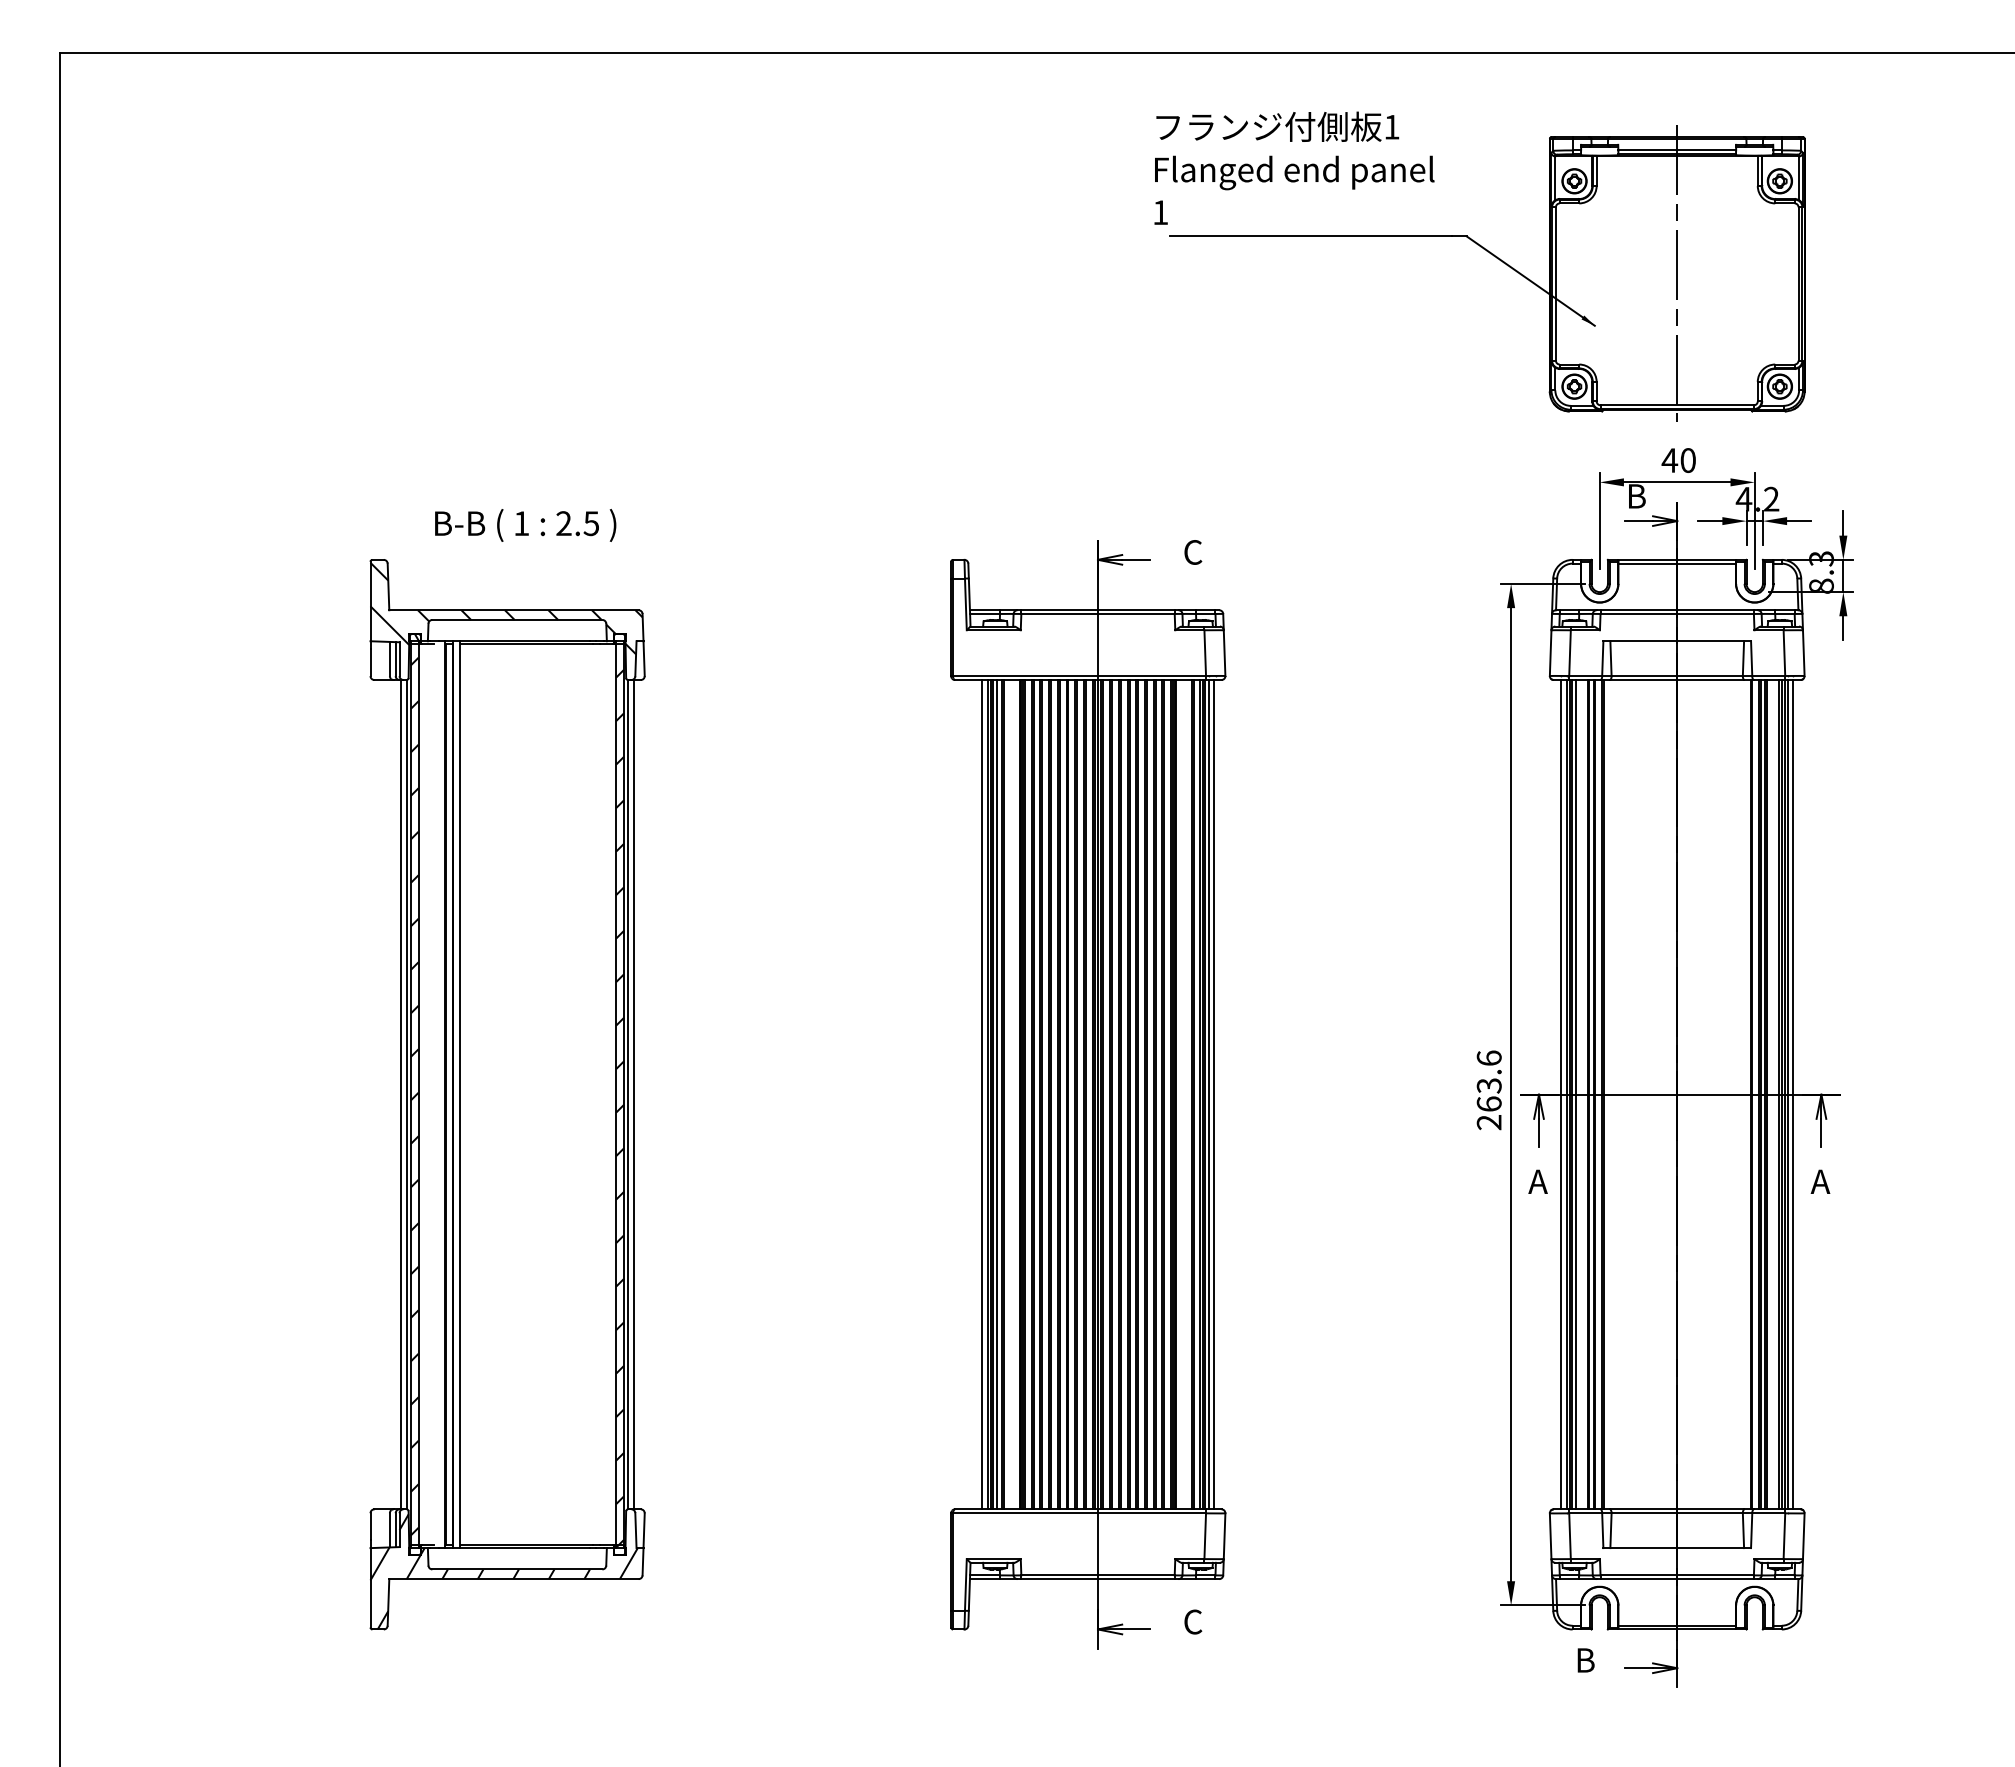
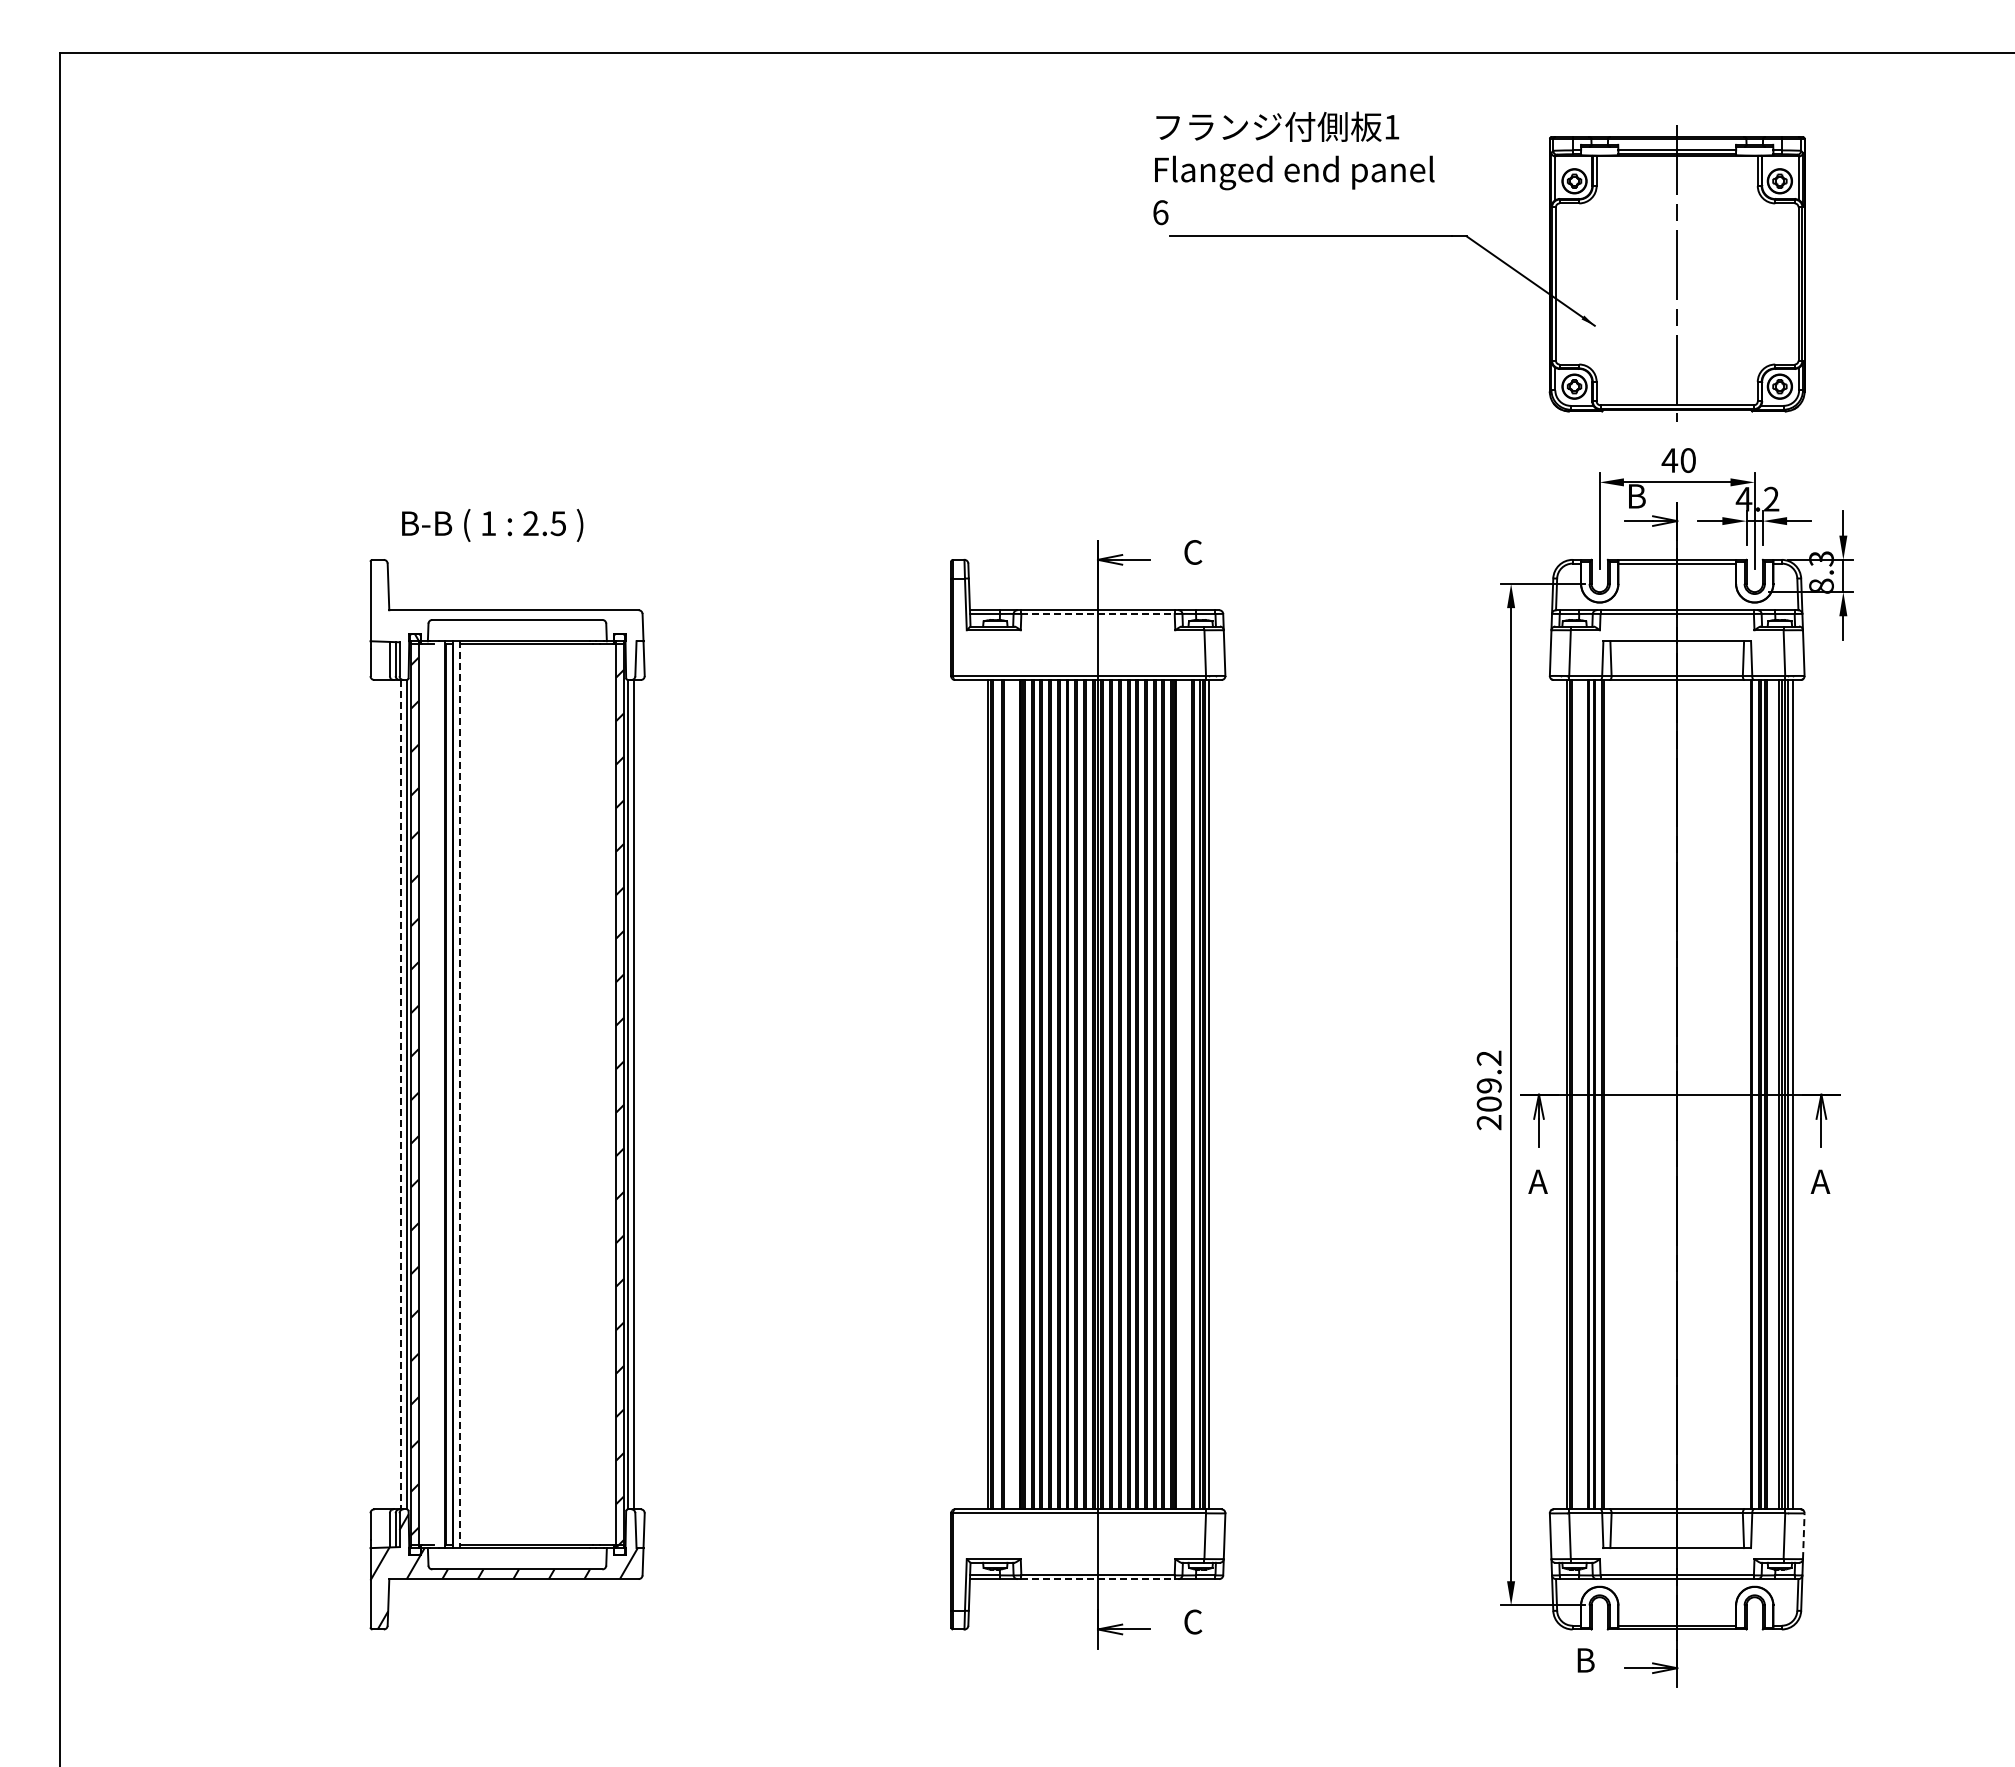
text: 1 -> 6 (1160, 212)
text position: (525, 525) -> (492, 525) (492, 525)
hatch: present -> none (506, 608)
line: solid -> dashed (1098, 614)
text: 263.6 -> 209.2 (1488, 1080)
line: solid -> dashed (401, 1094)
line: present -> none (981, 1094)
line: present -> none (996, 1094)
line: present -> none (1214, 1094)
line: present -> none (1560, 1094)
line: present -> none (1575, 1094)
line: solid -> dashed (460, 1095)
line: solid -> dashed (1803, 1536)
line: solid -> dashed (1098, 1579)
